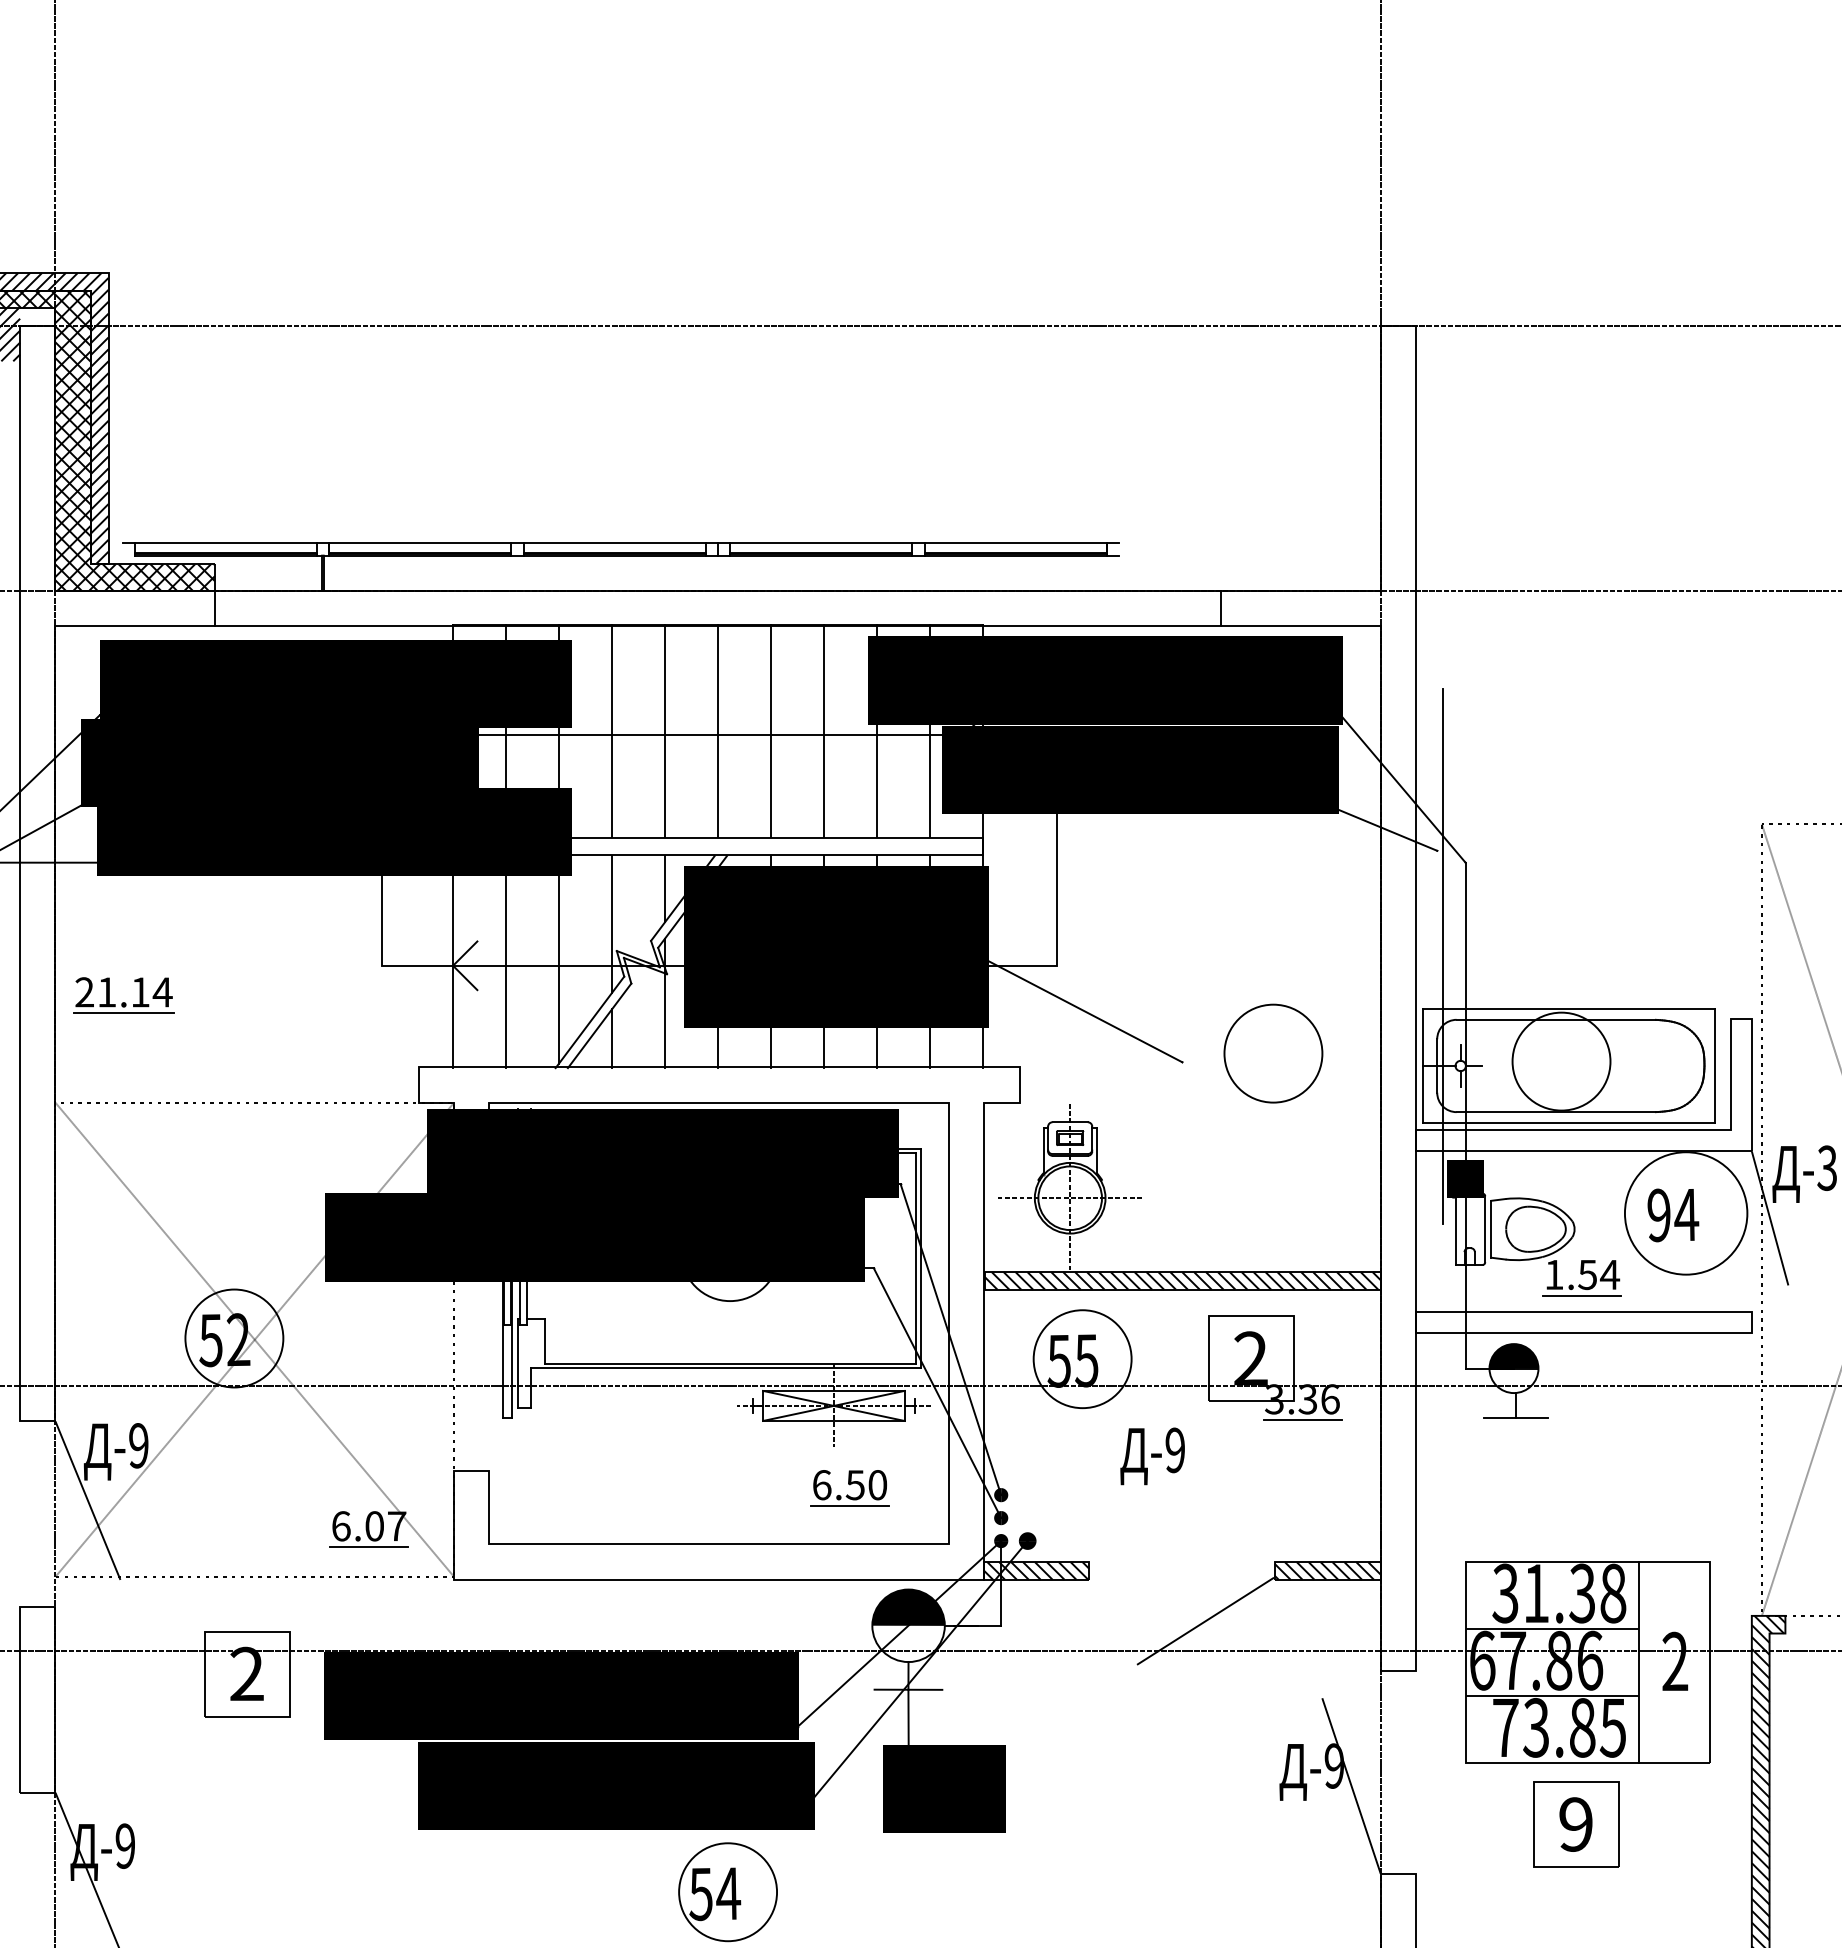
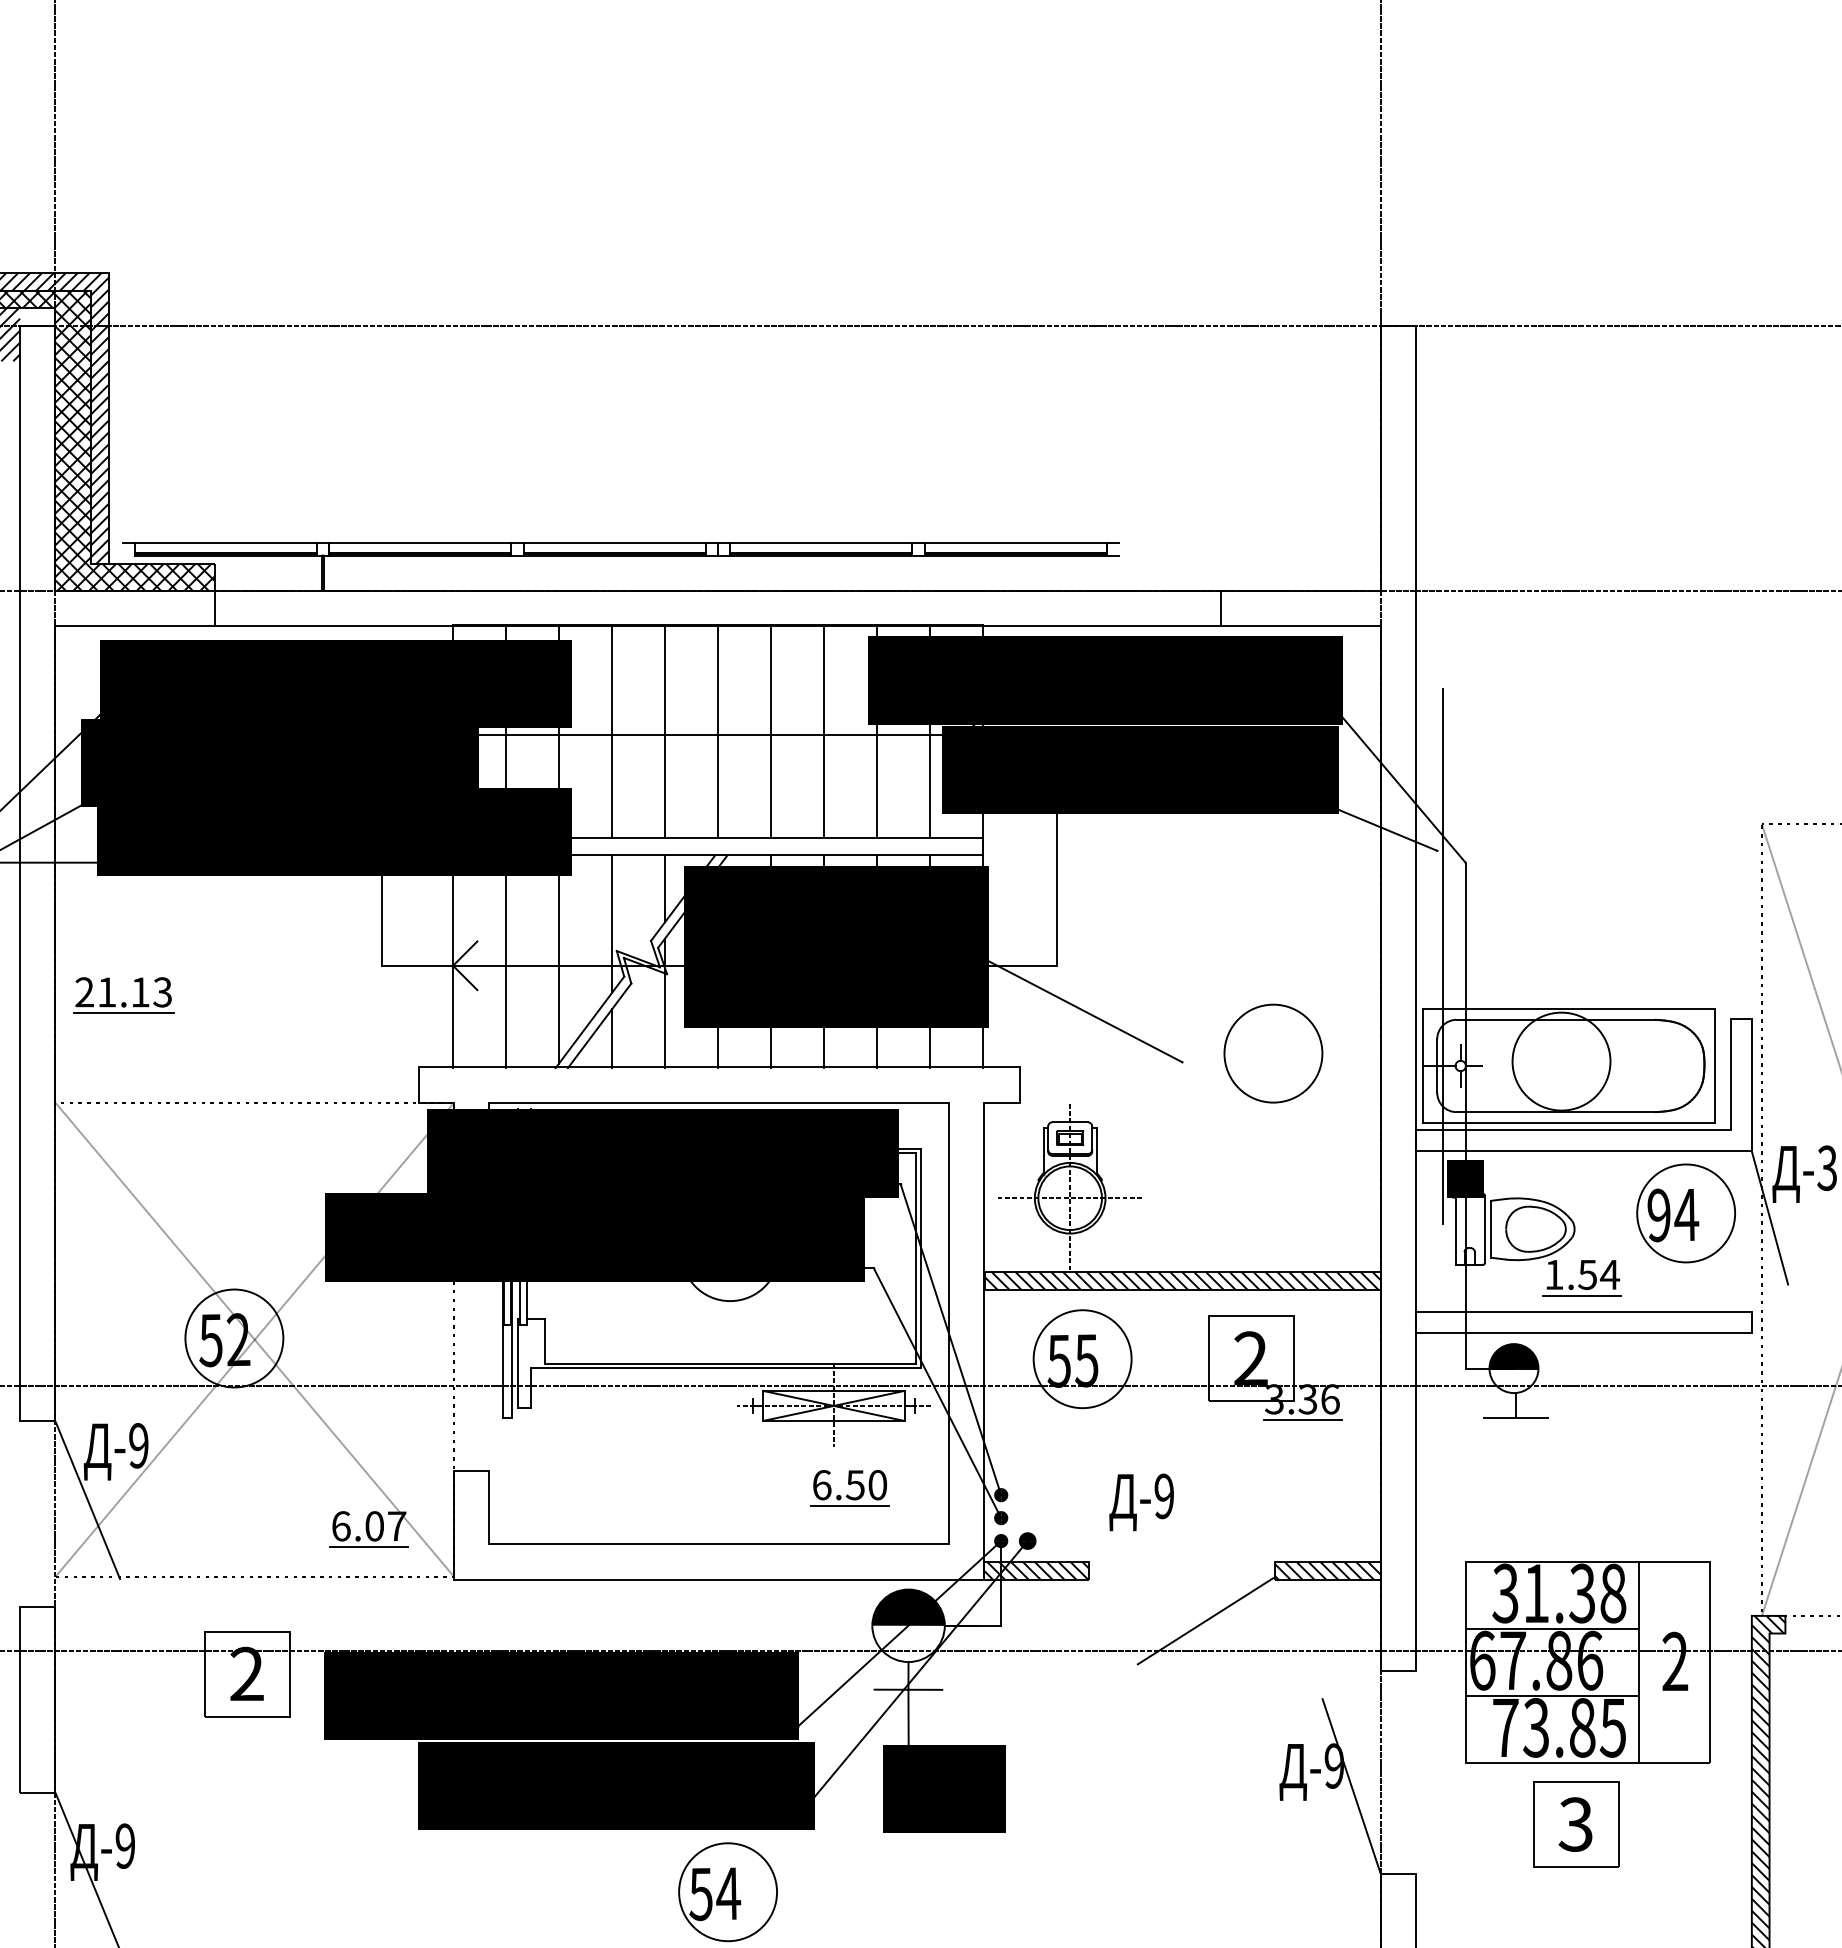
text: 21.14 -> 21.13 (162, 992)
circle diameter: 122 px -> 98 px (1686, 1213)
text position: (1152, 1456) -> (1141, 1502) (1141, 1502)
text: 9 -> 3 (1575, 1824)
